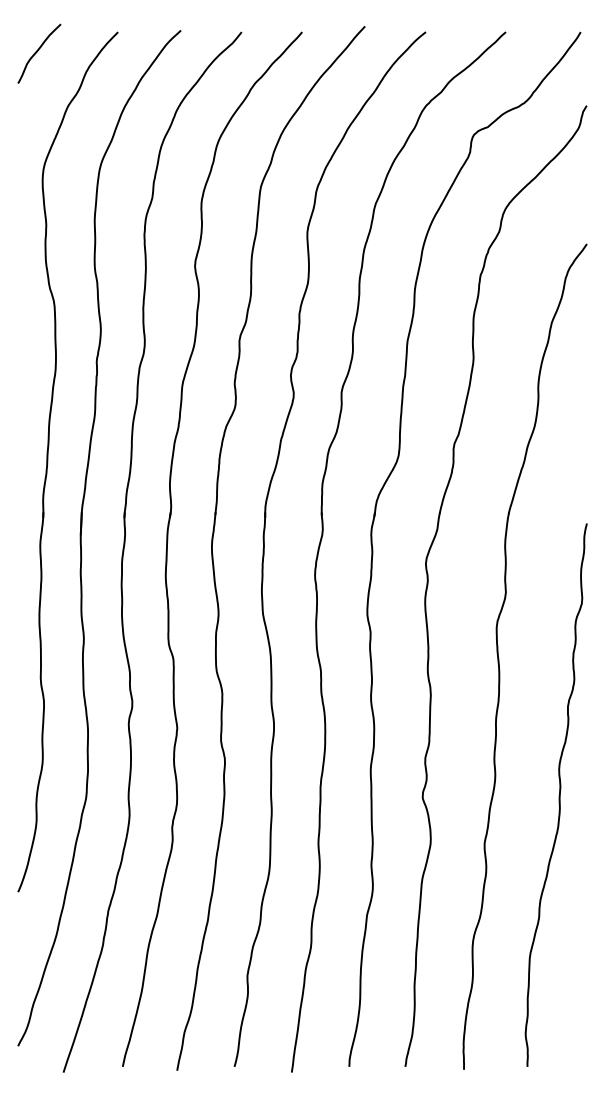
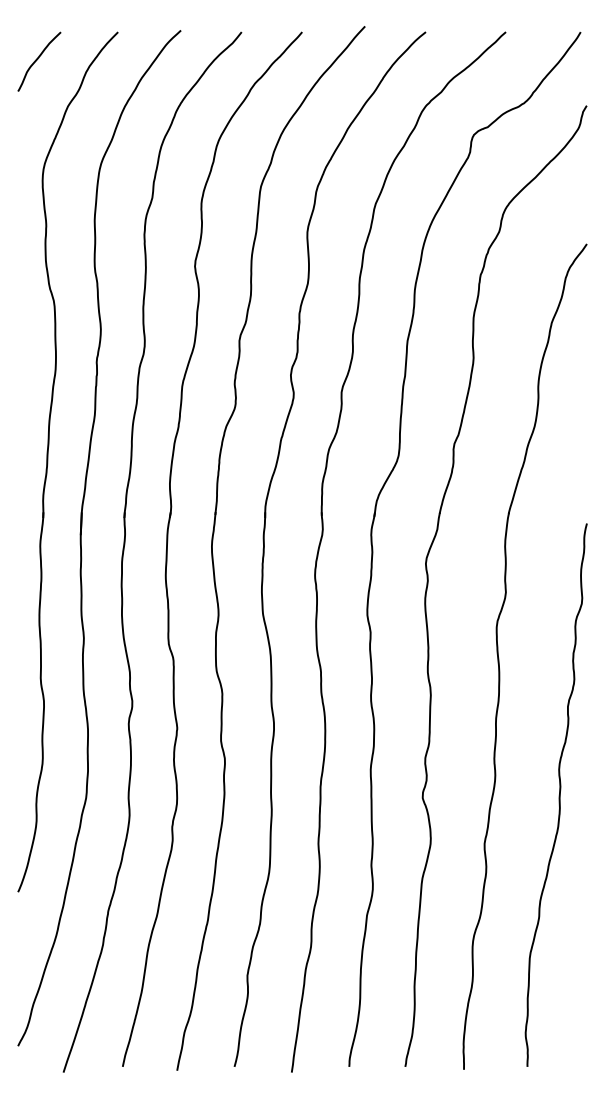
curve position: (38, 51) -> (38, 59) (38, 59)
